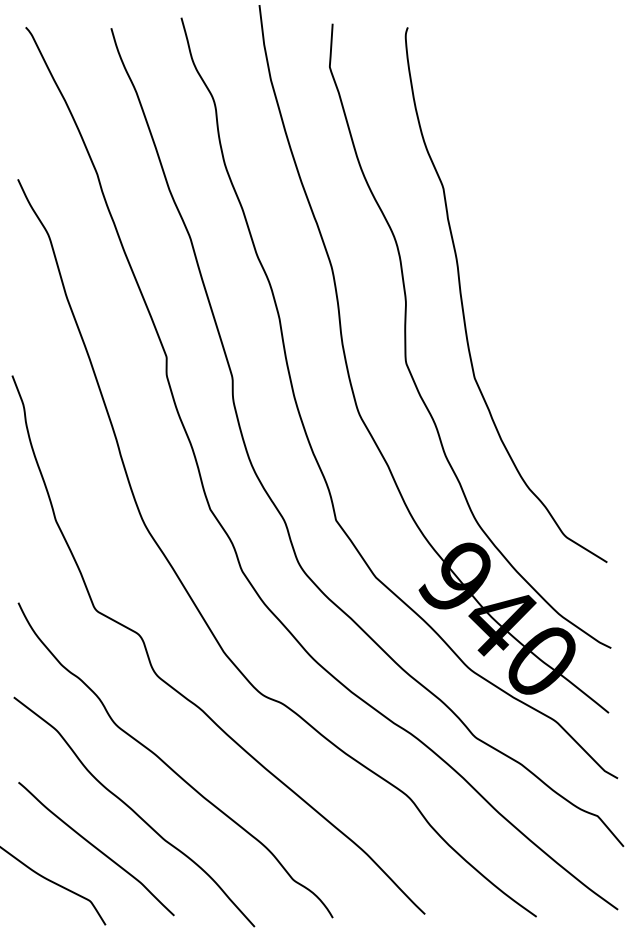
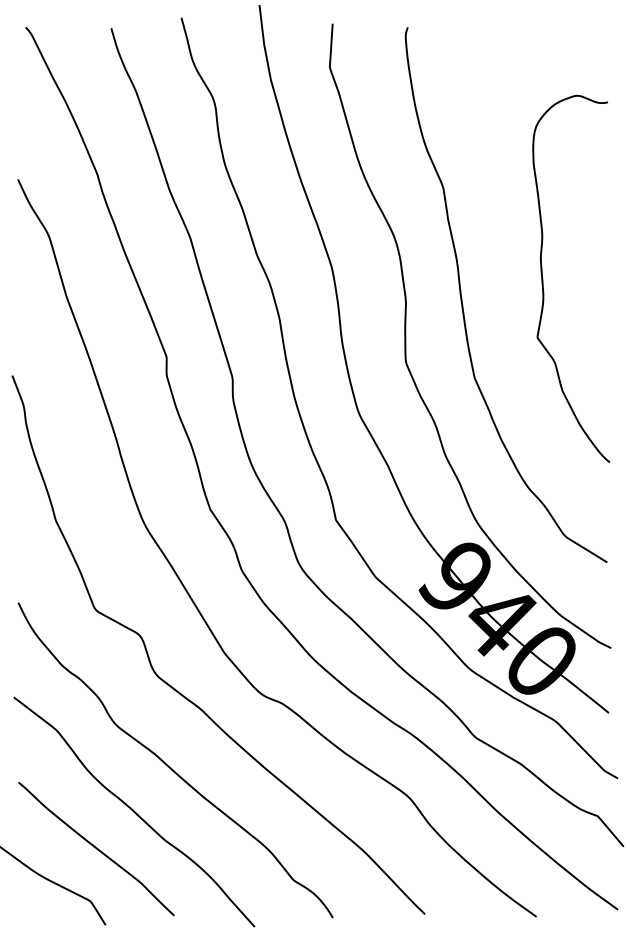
curve: none -> present (543, 278)
